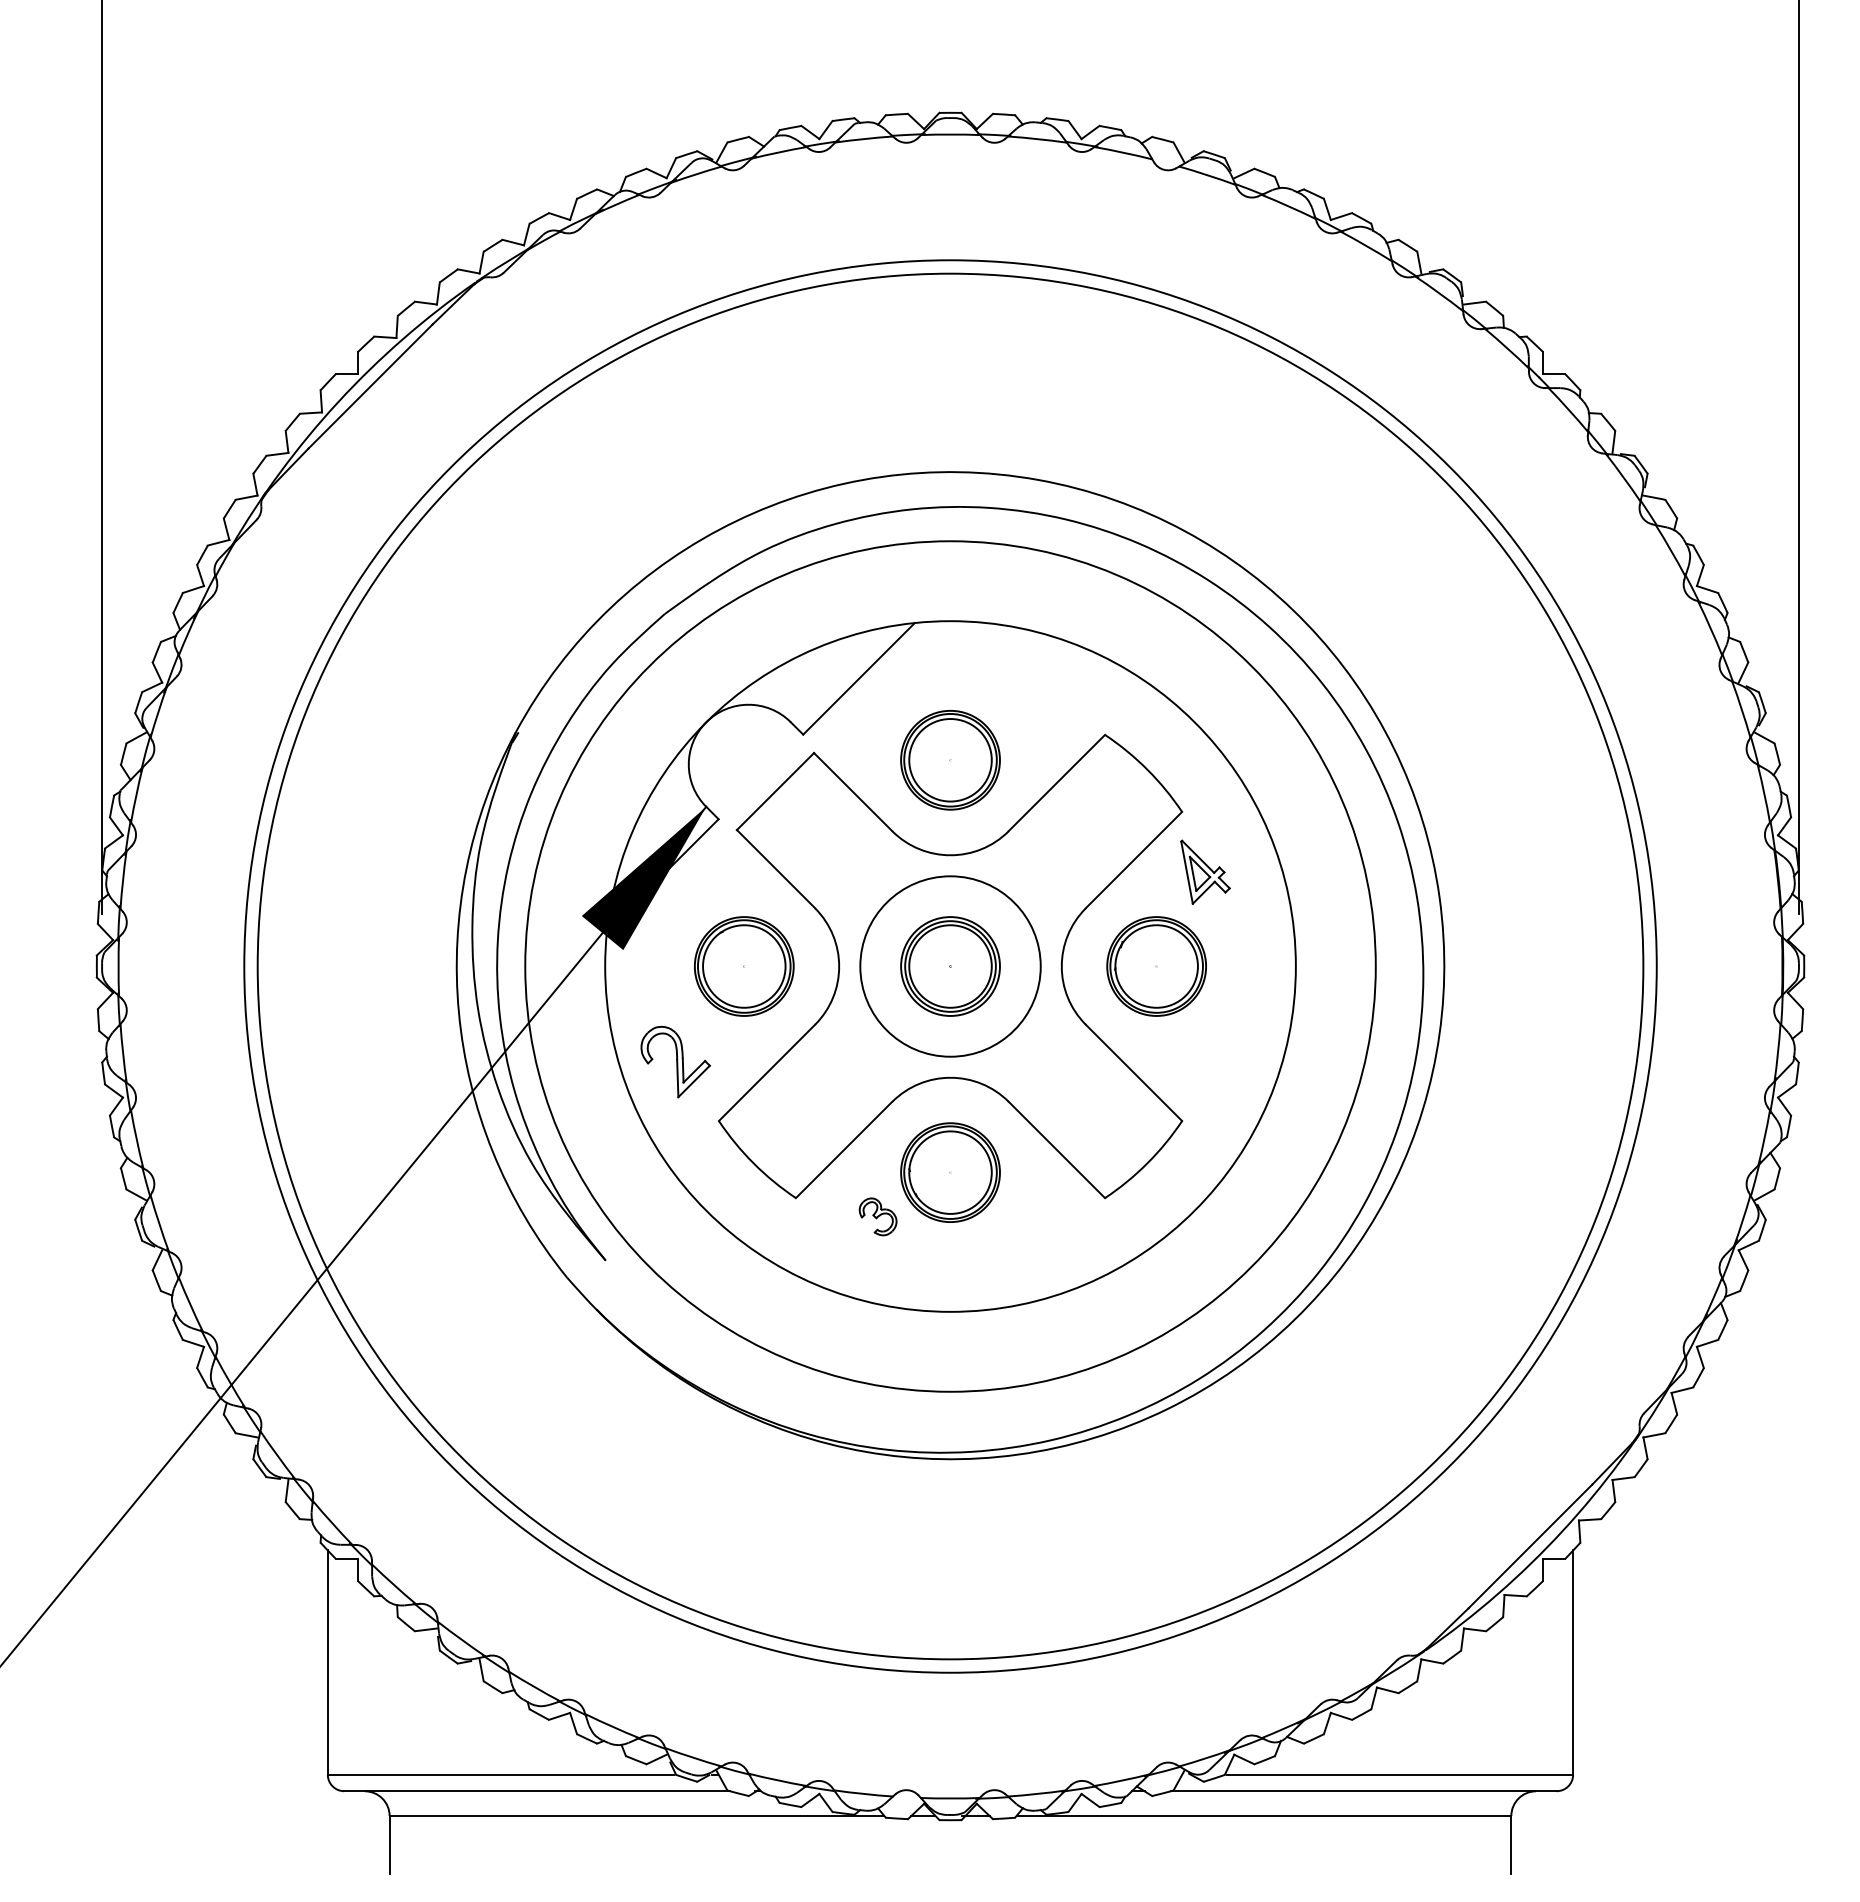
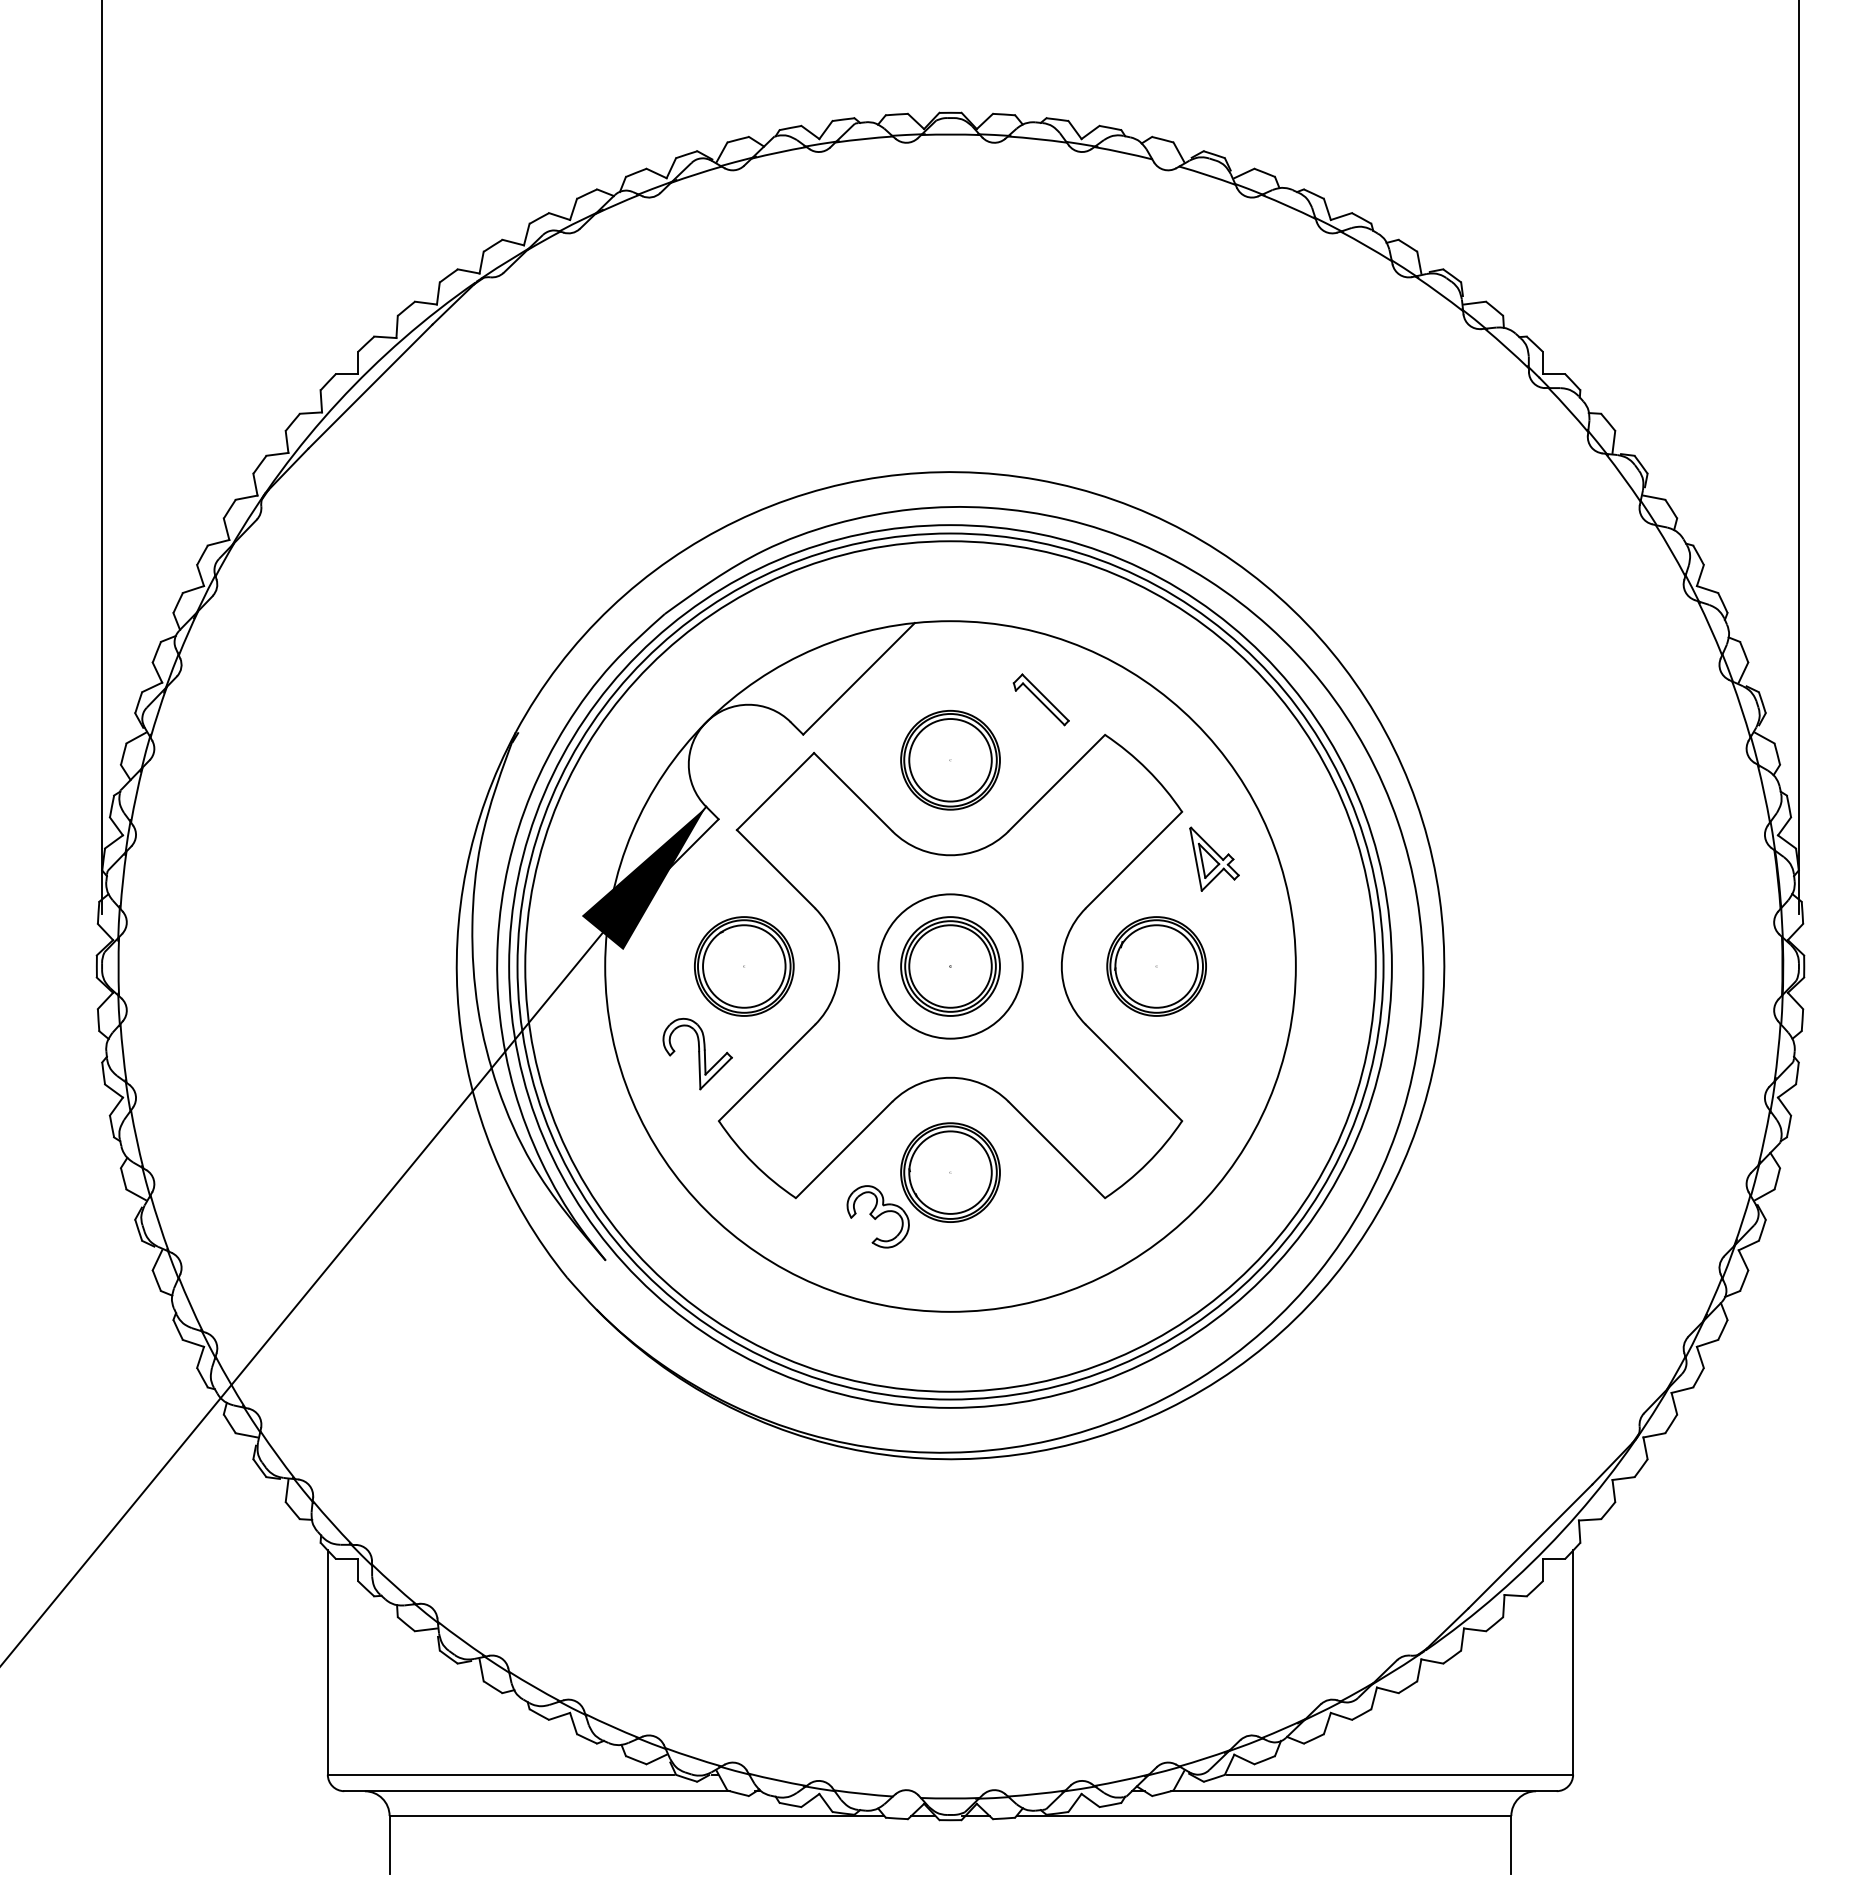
part: none -> present (1040, 699)
part position: (1205, 871) -> (1214, 858) (1214, 858)
circle diameter: 1386 px -> 866 px (950, 966)
circle diameter: 1412 px -> 883 px (950, 966)
circle diameter: 180 px -> 144 px (950, 966)
part position: (675, 1061) -> (697, 1053) (697, 1053)
part size: 40x40 px -> 64x64 px (877, 1216)
